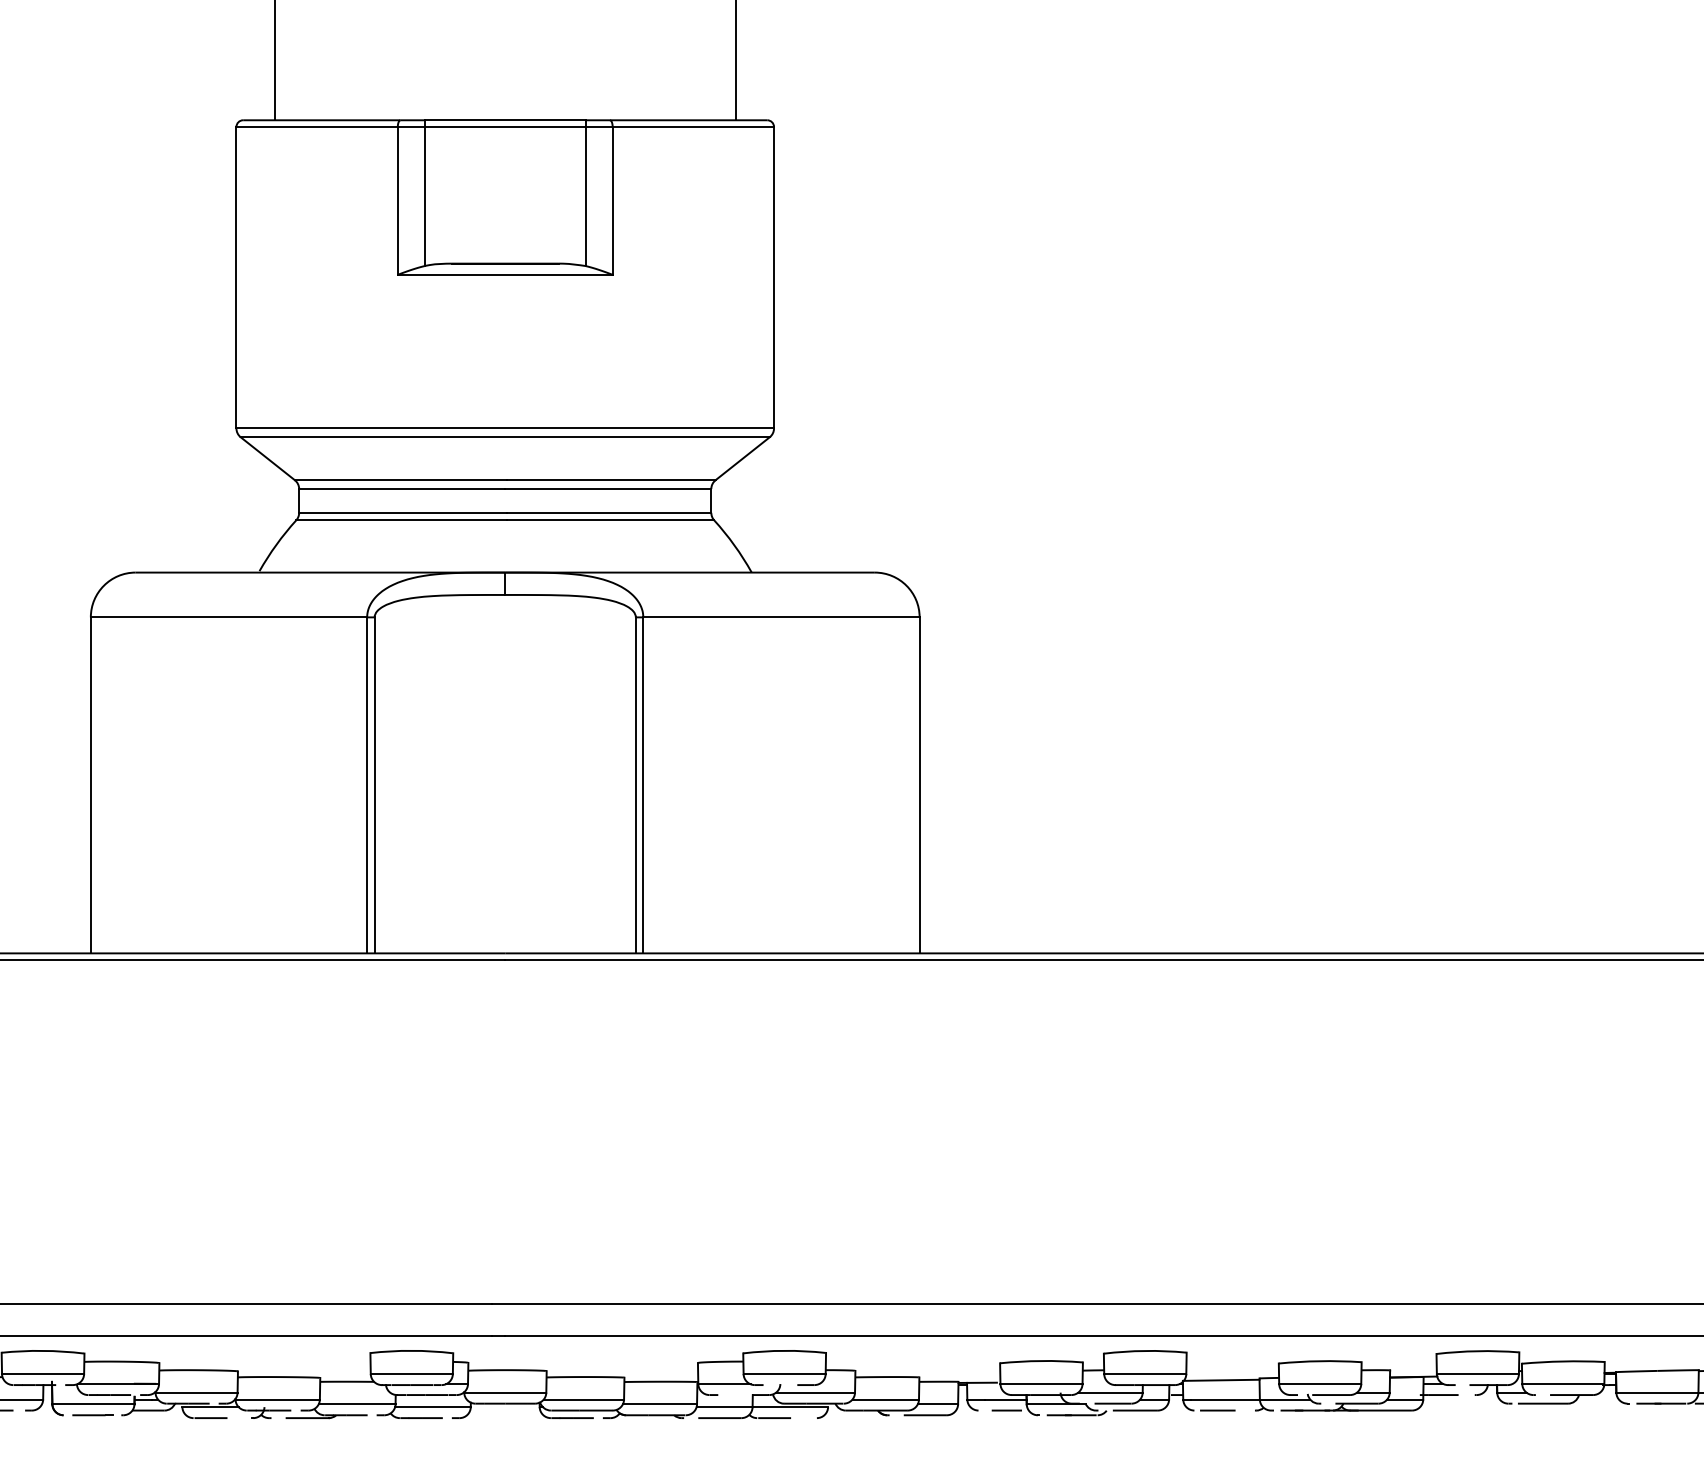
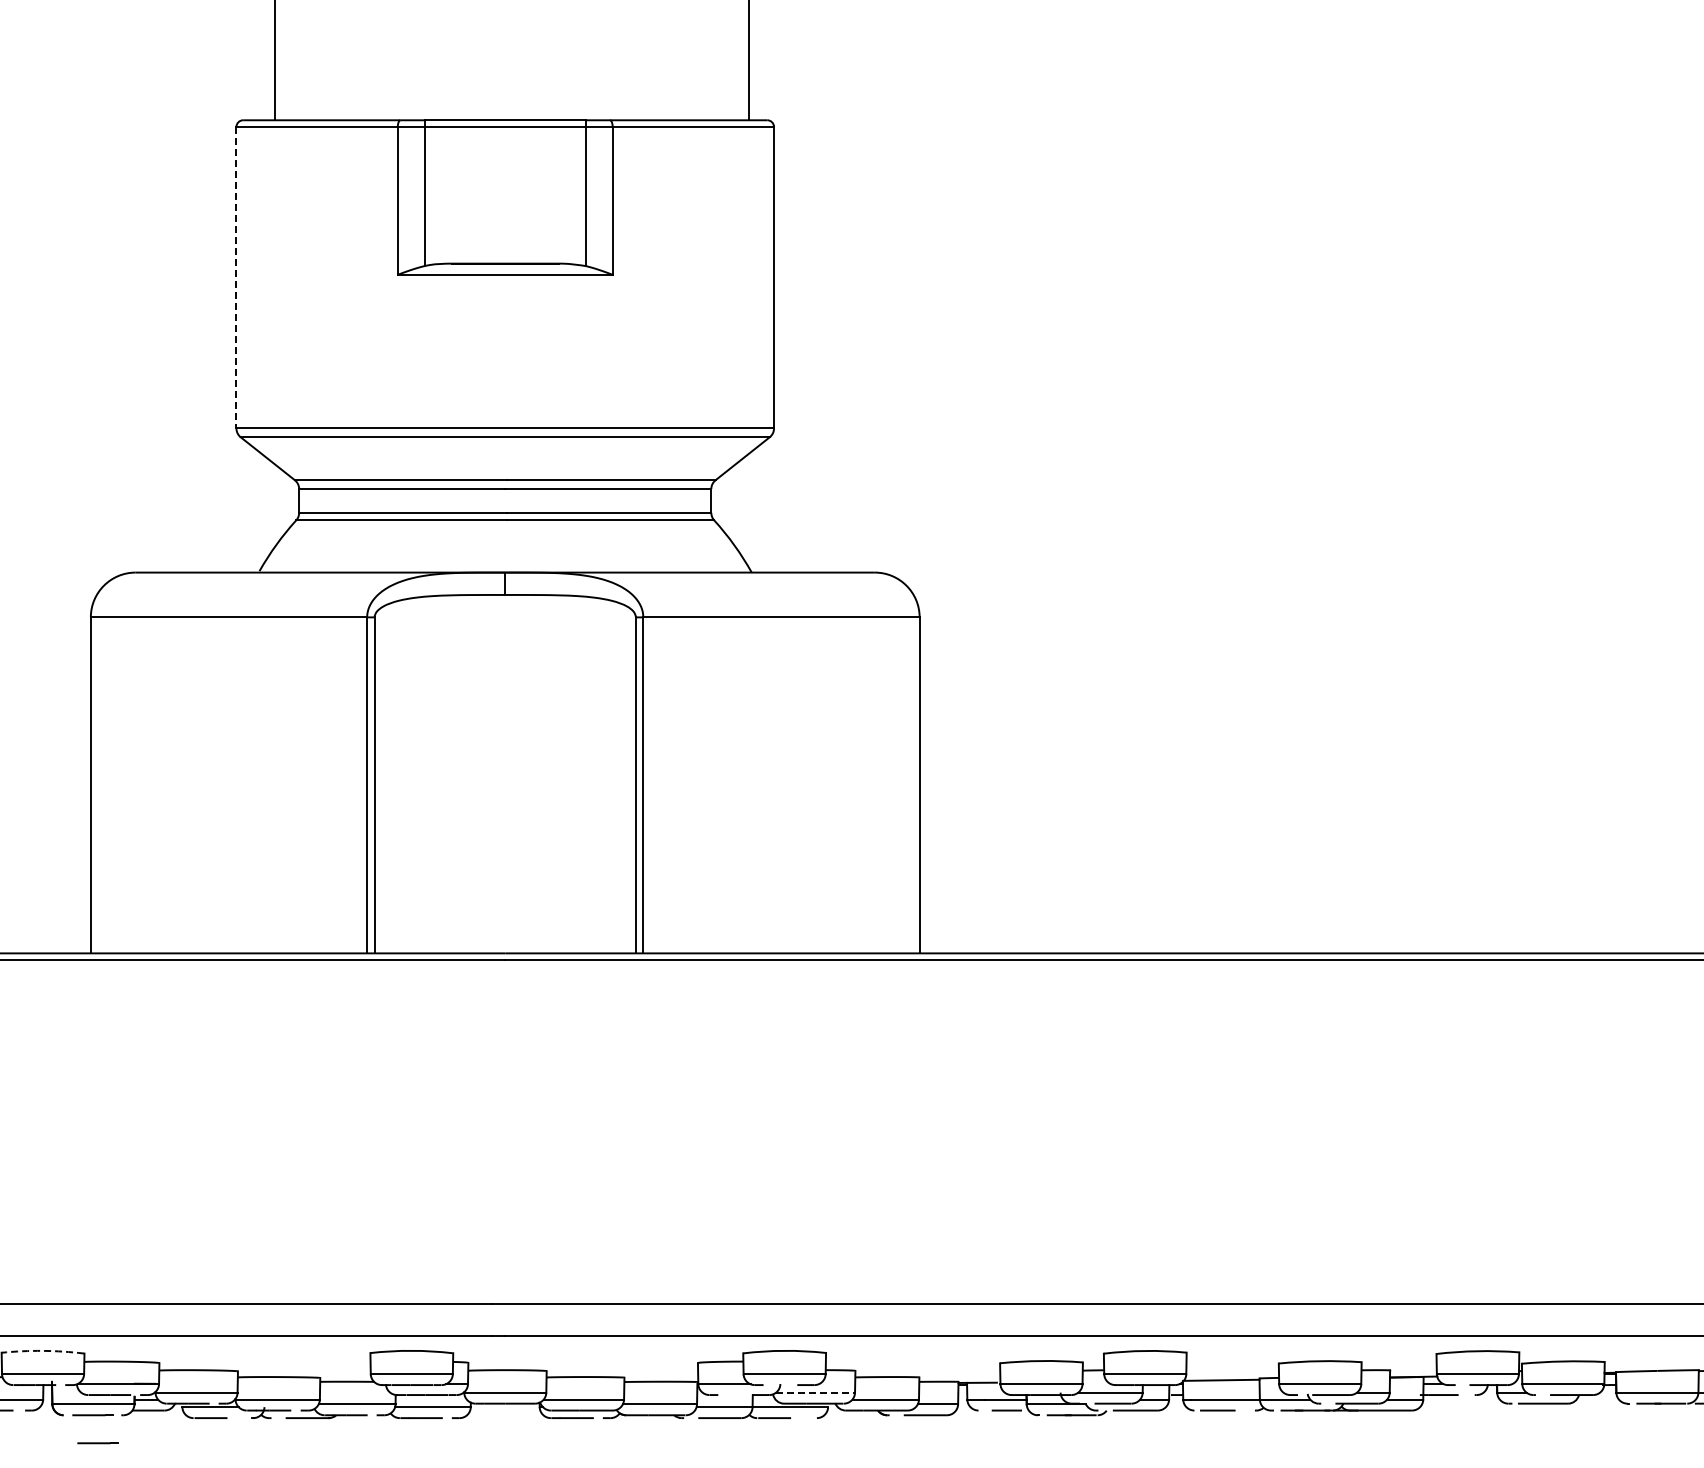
line position: (735, 61) -> (748, 61) (748, 61)
line: solid -> dashed (236, 277)
arc: solid -> dashed (42, 1350)
line: solid -> dashed (816, 1392)
line: none -> present (97, 1443)
